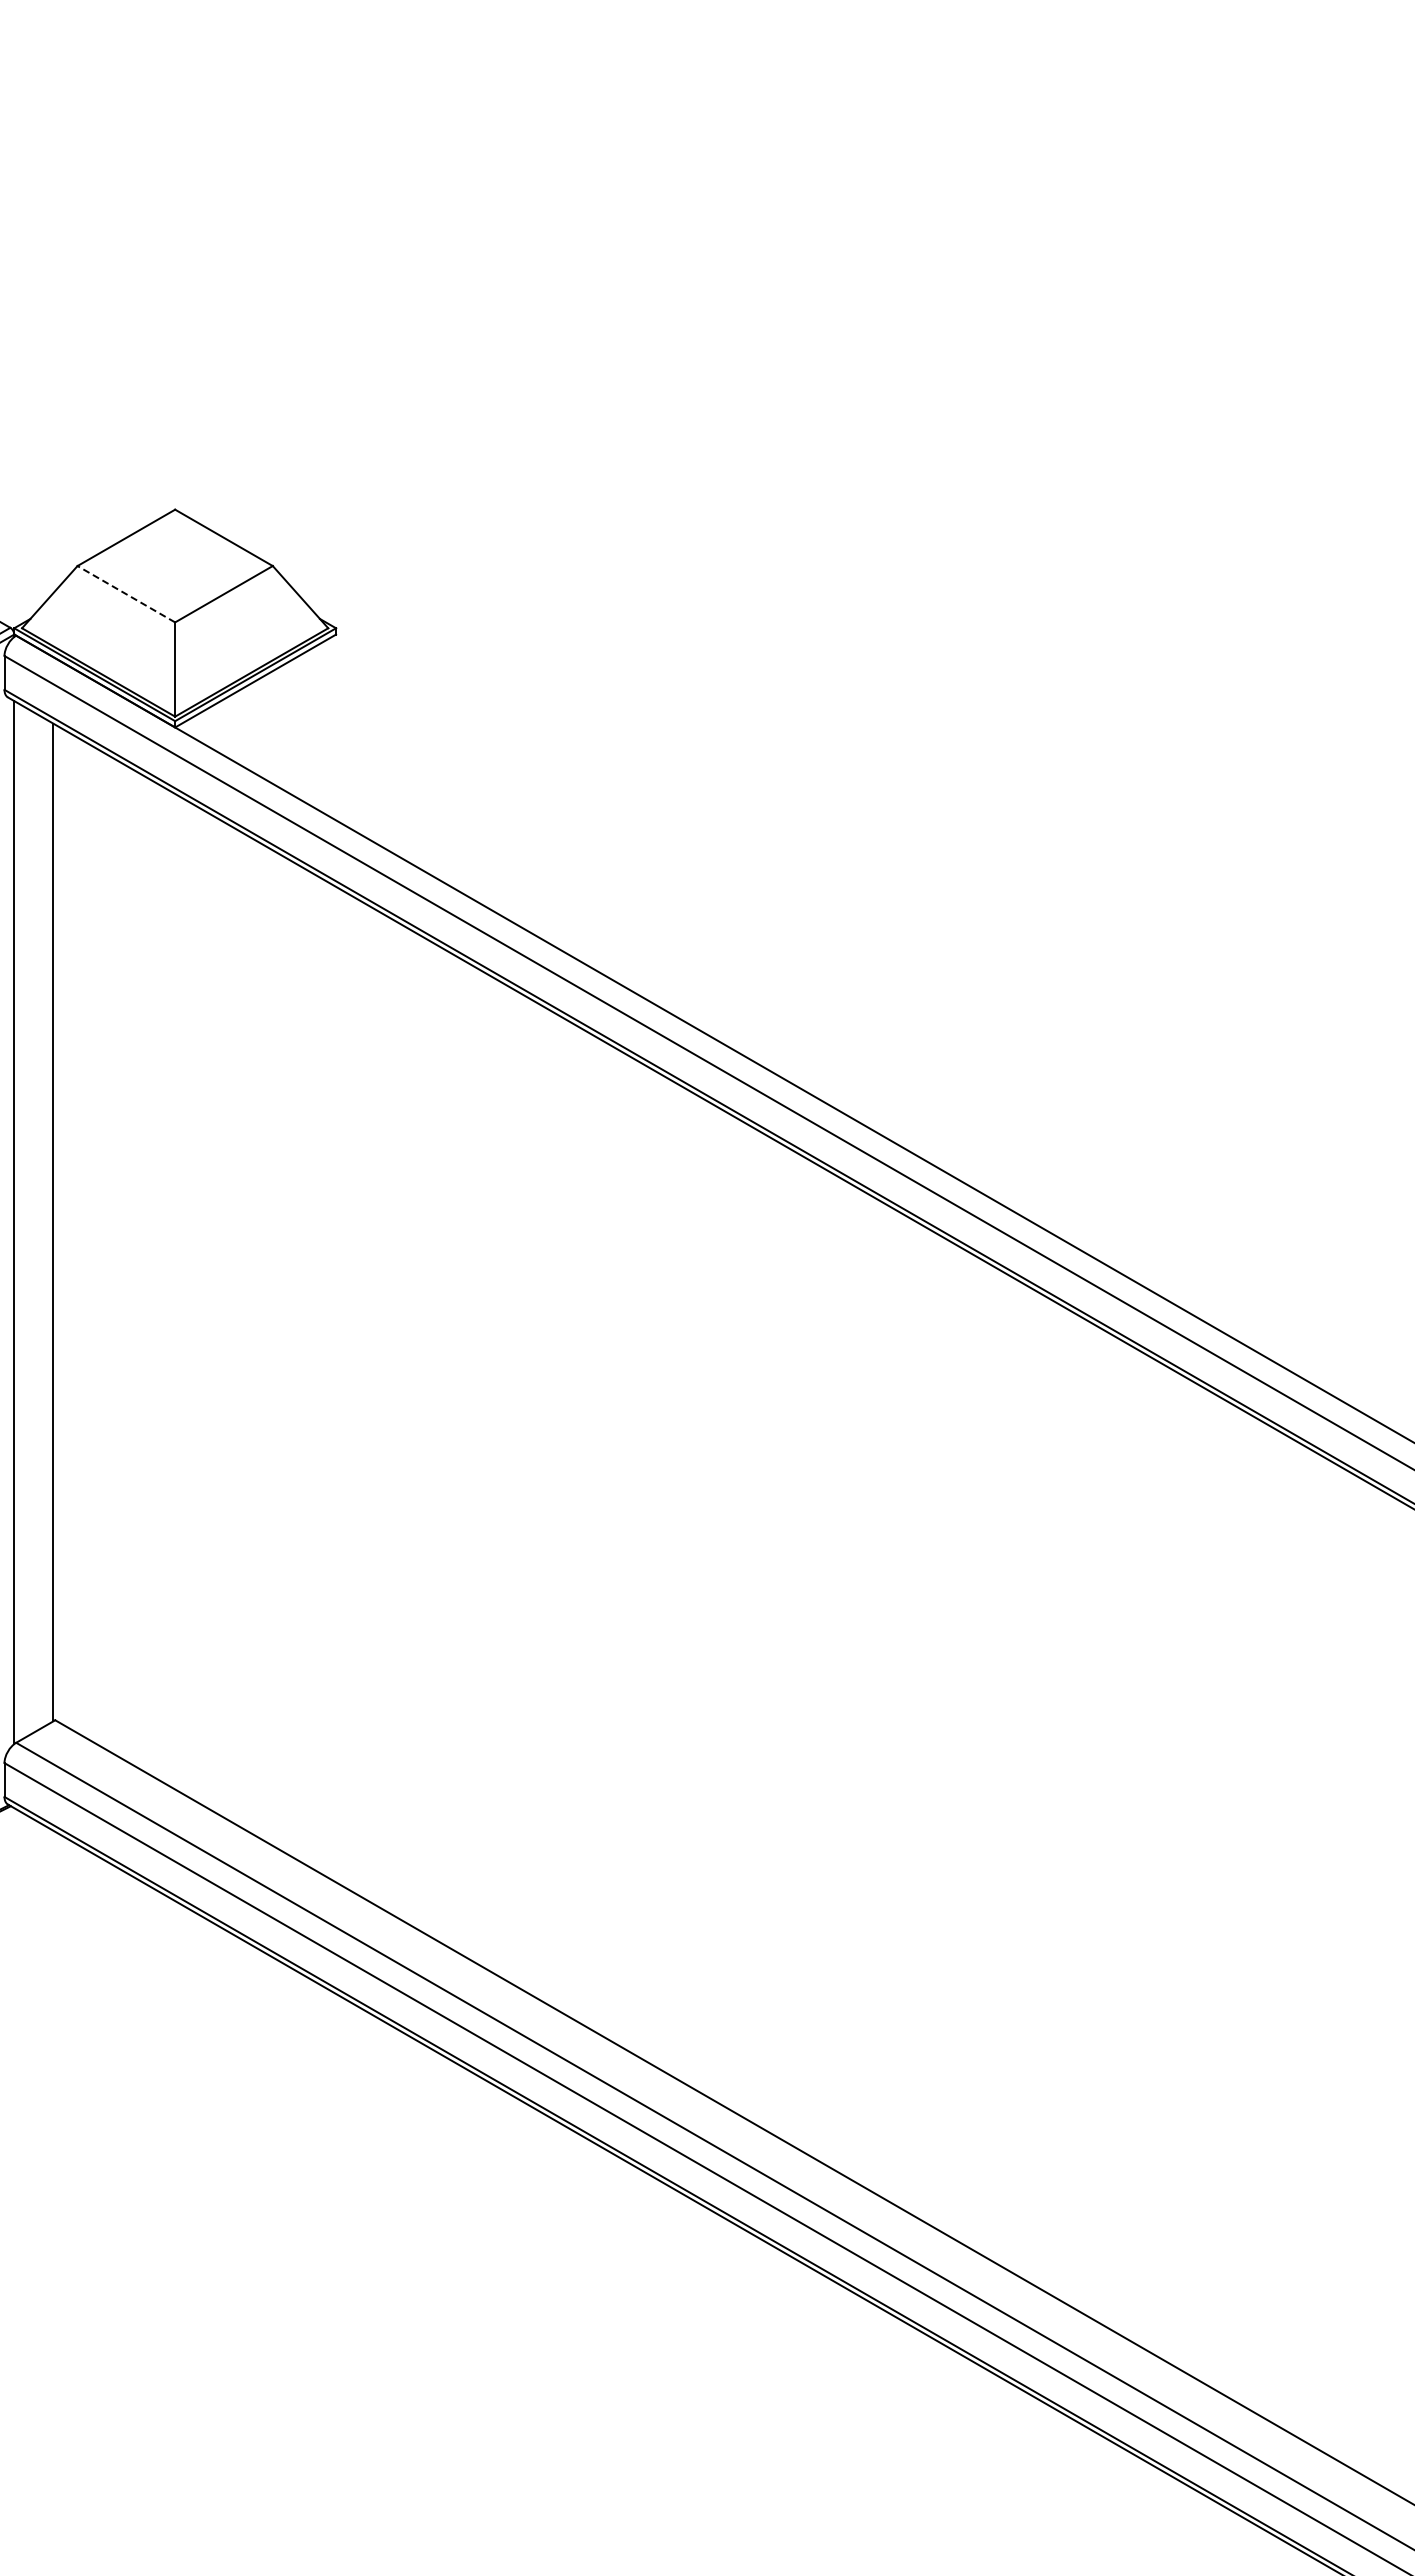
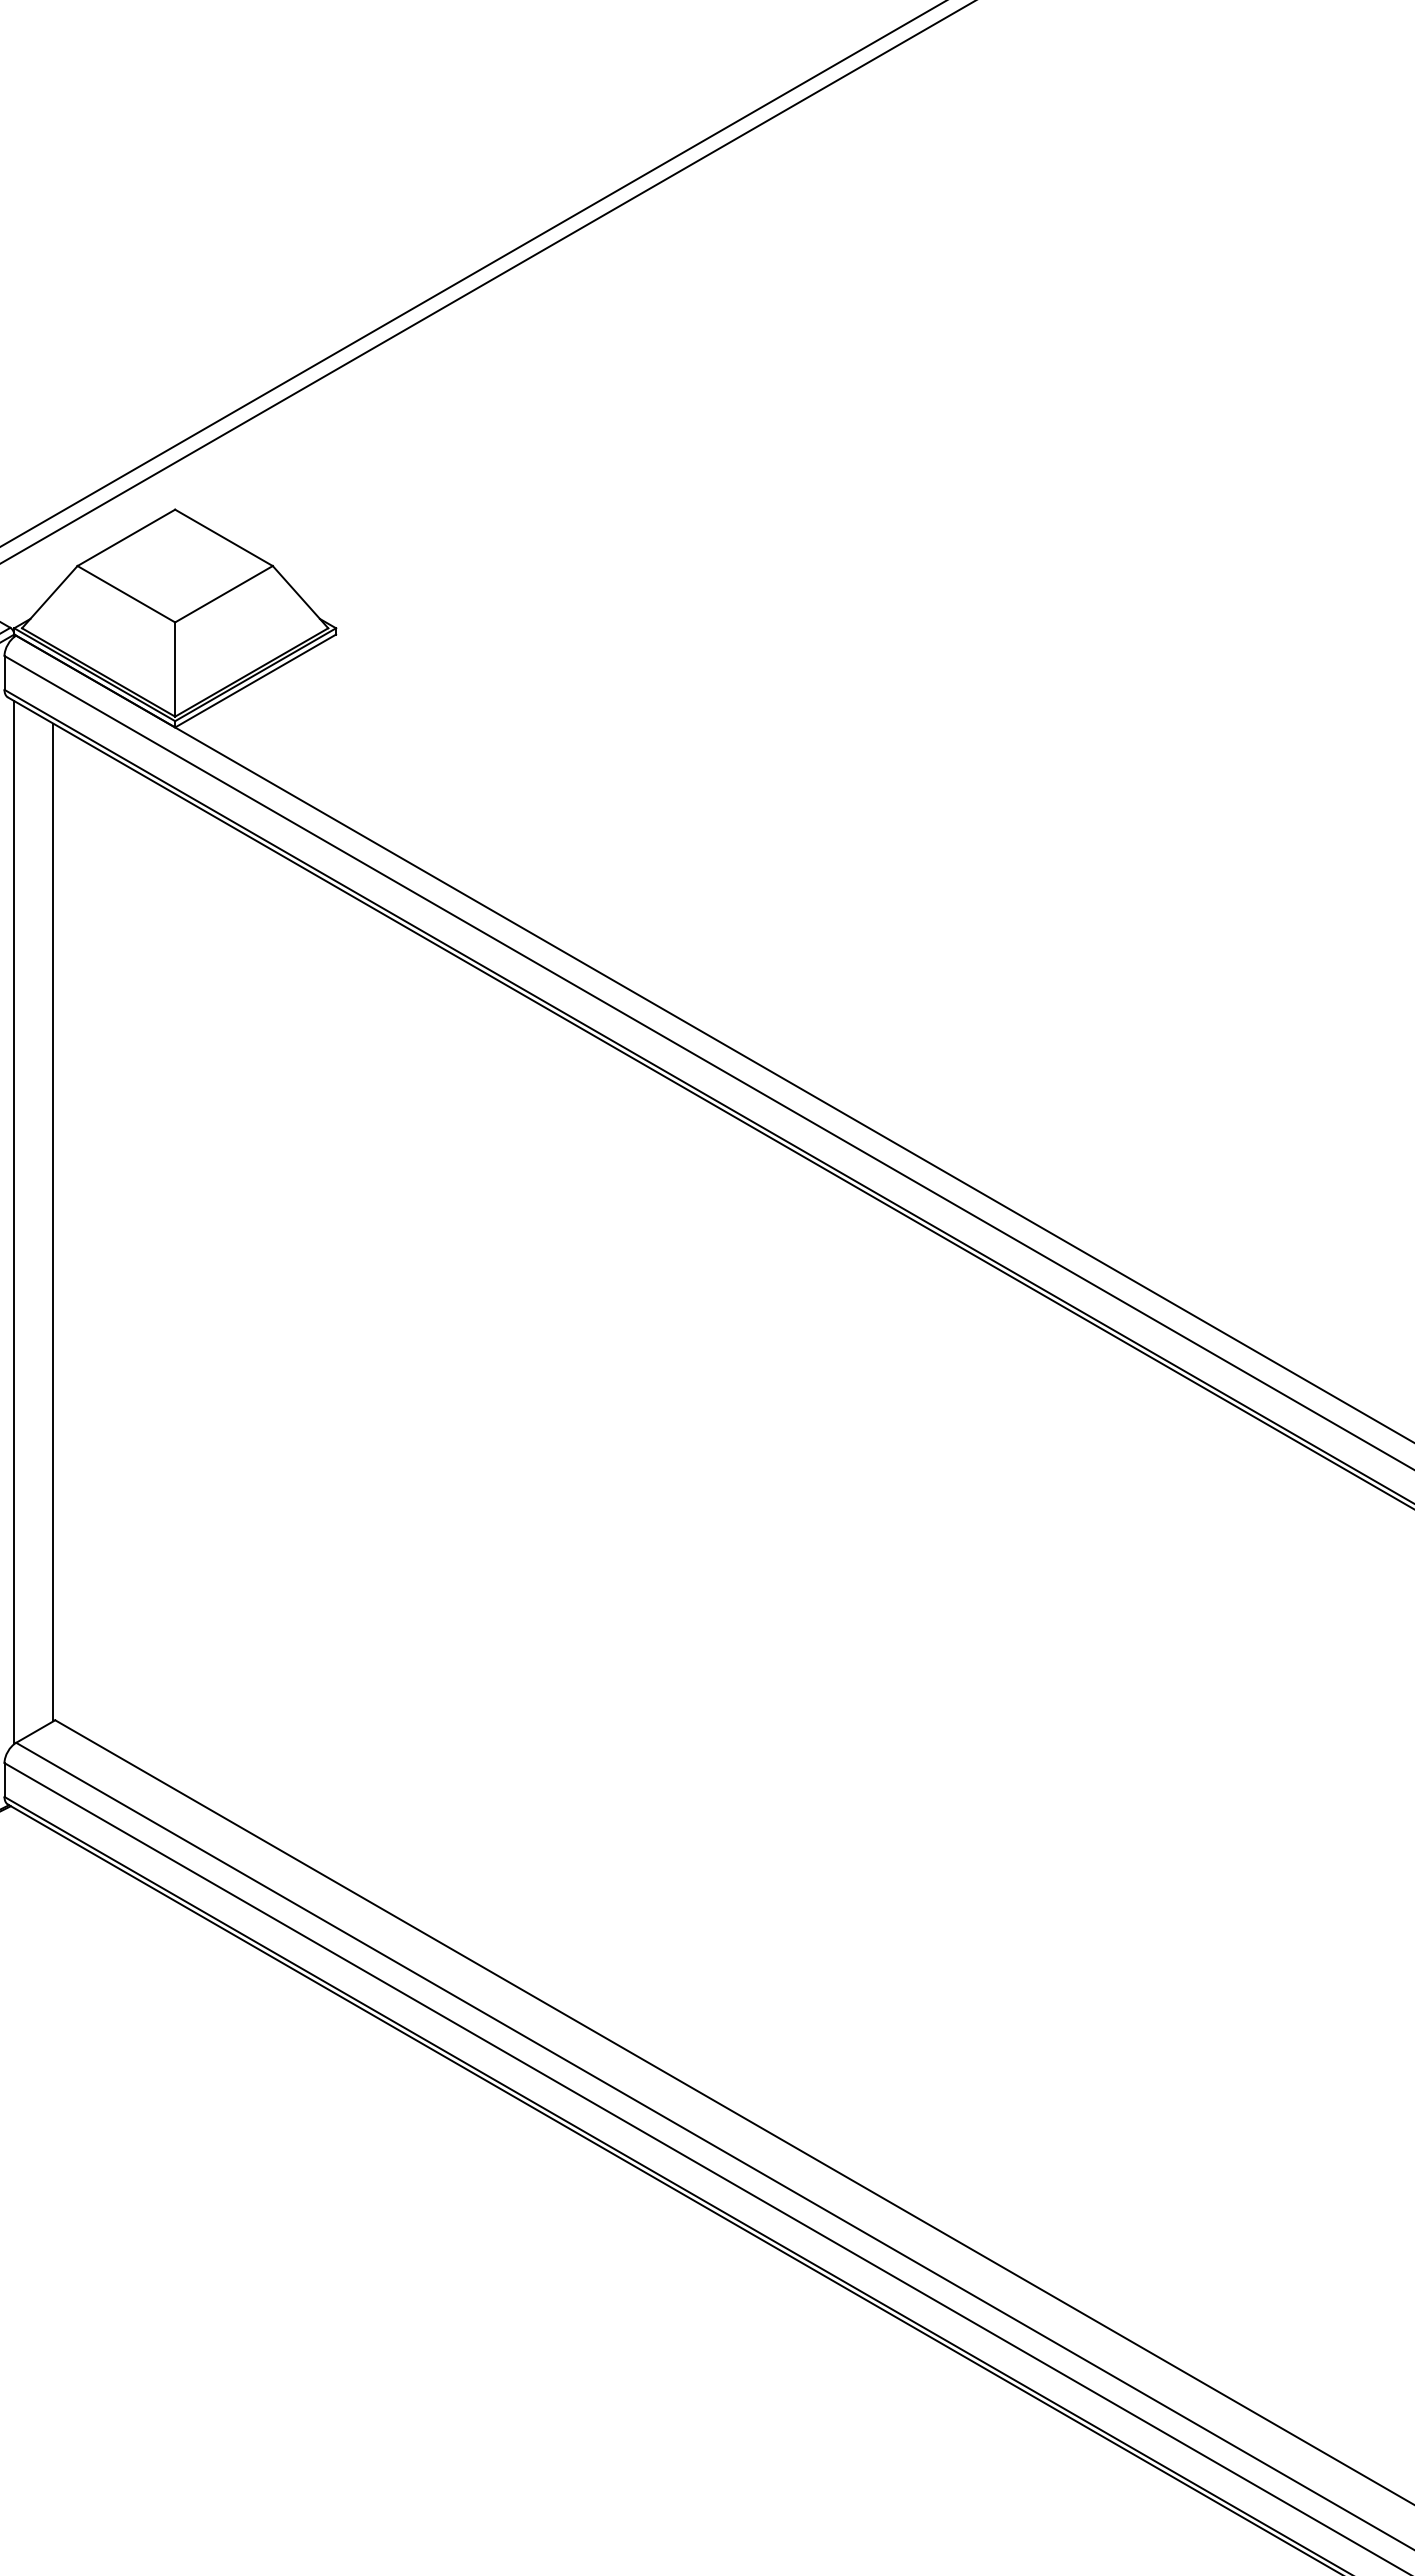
line: none -> present (472, 273)
line: none -> present (487, 282)
line: dashed -> solid (125, 593)
